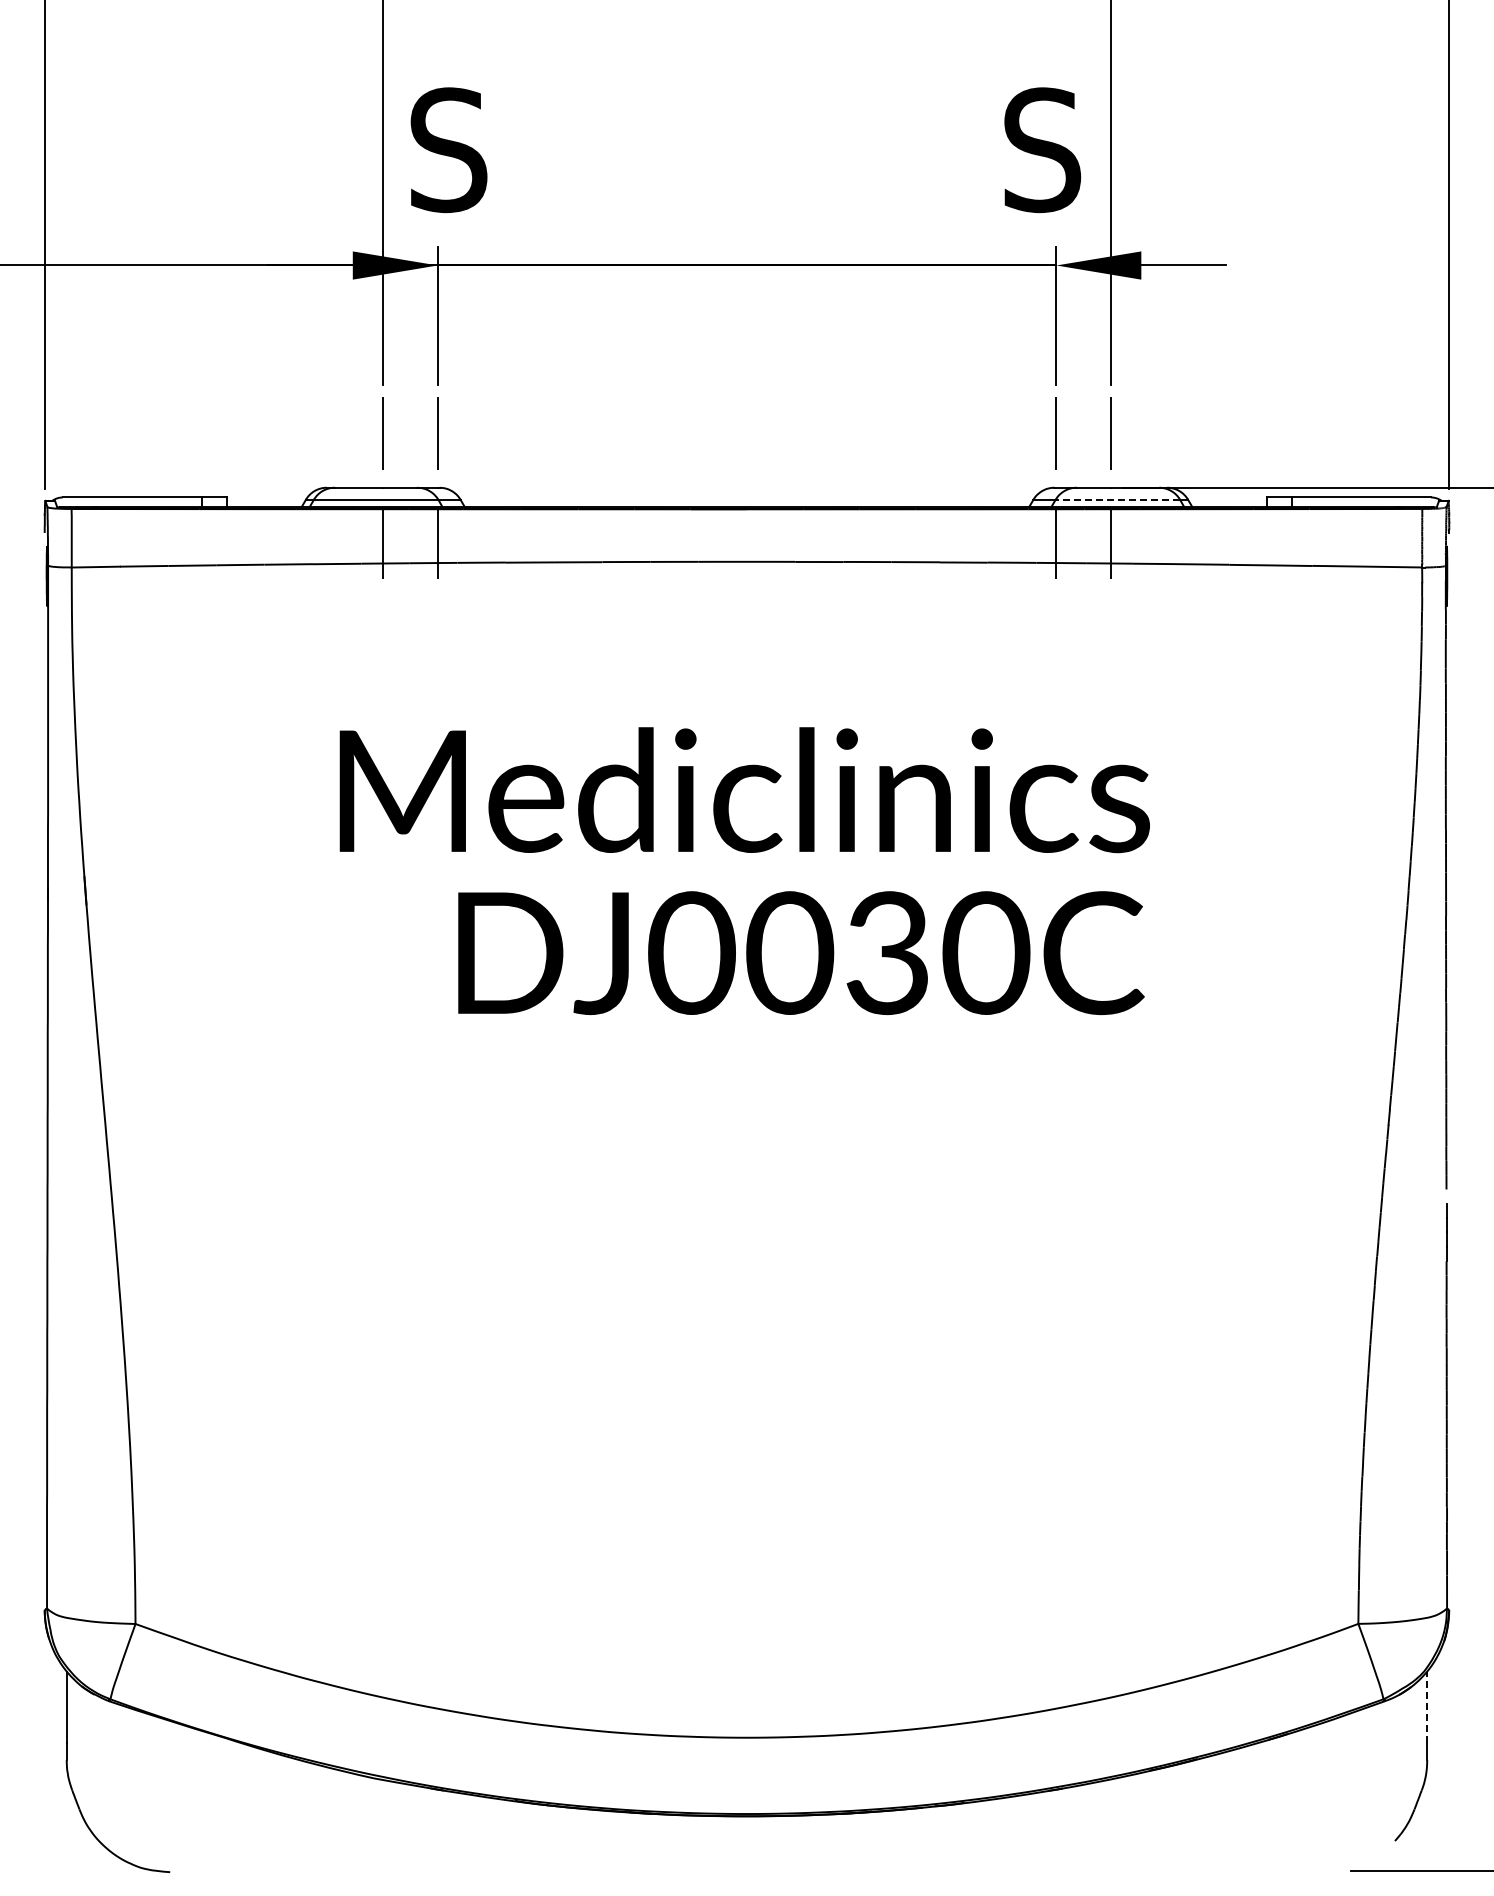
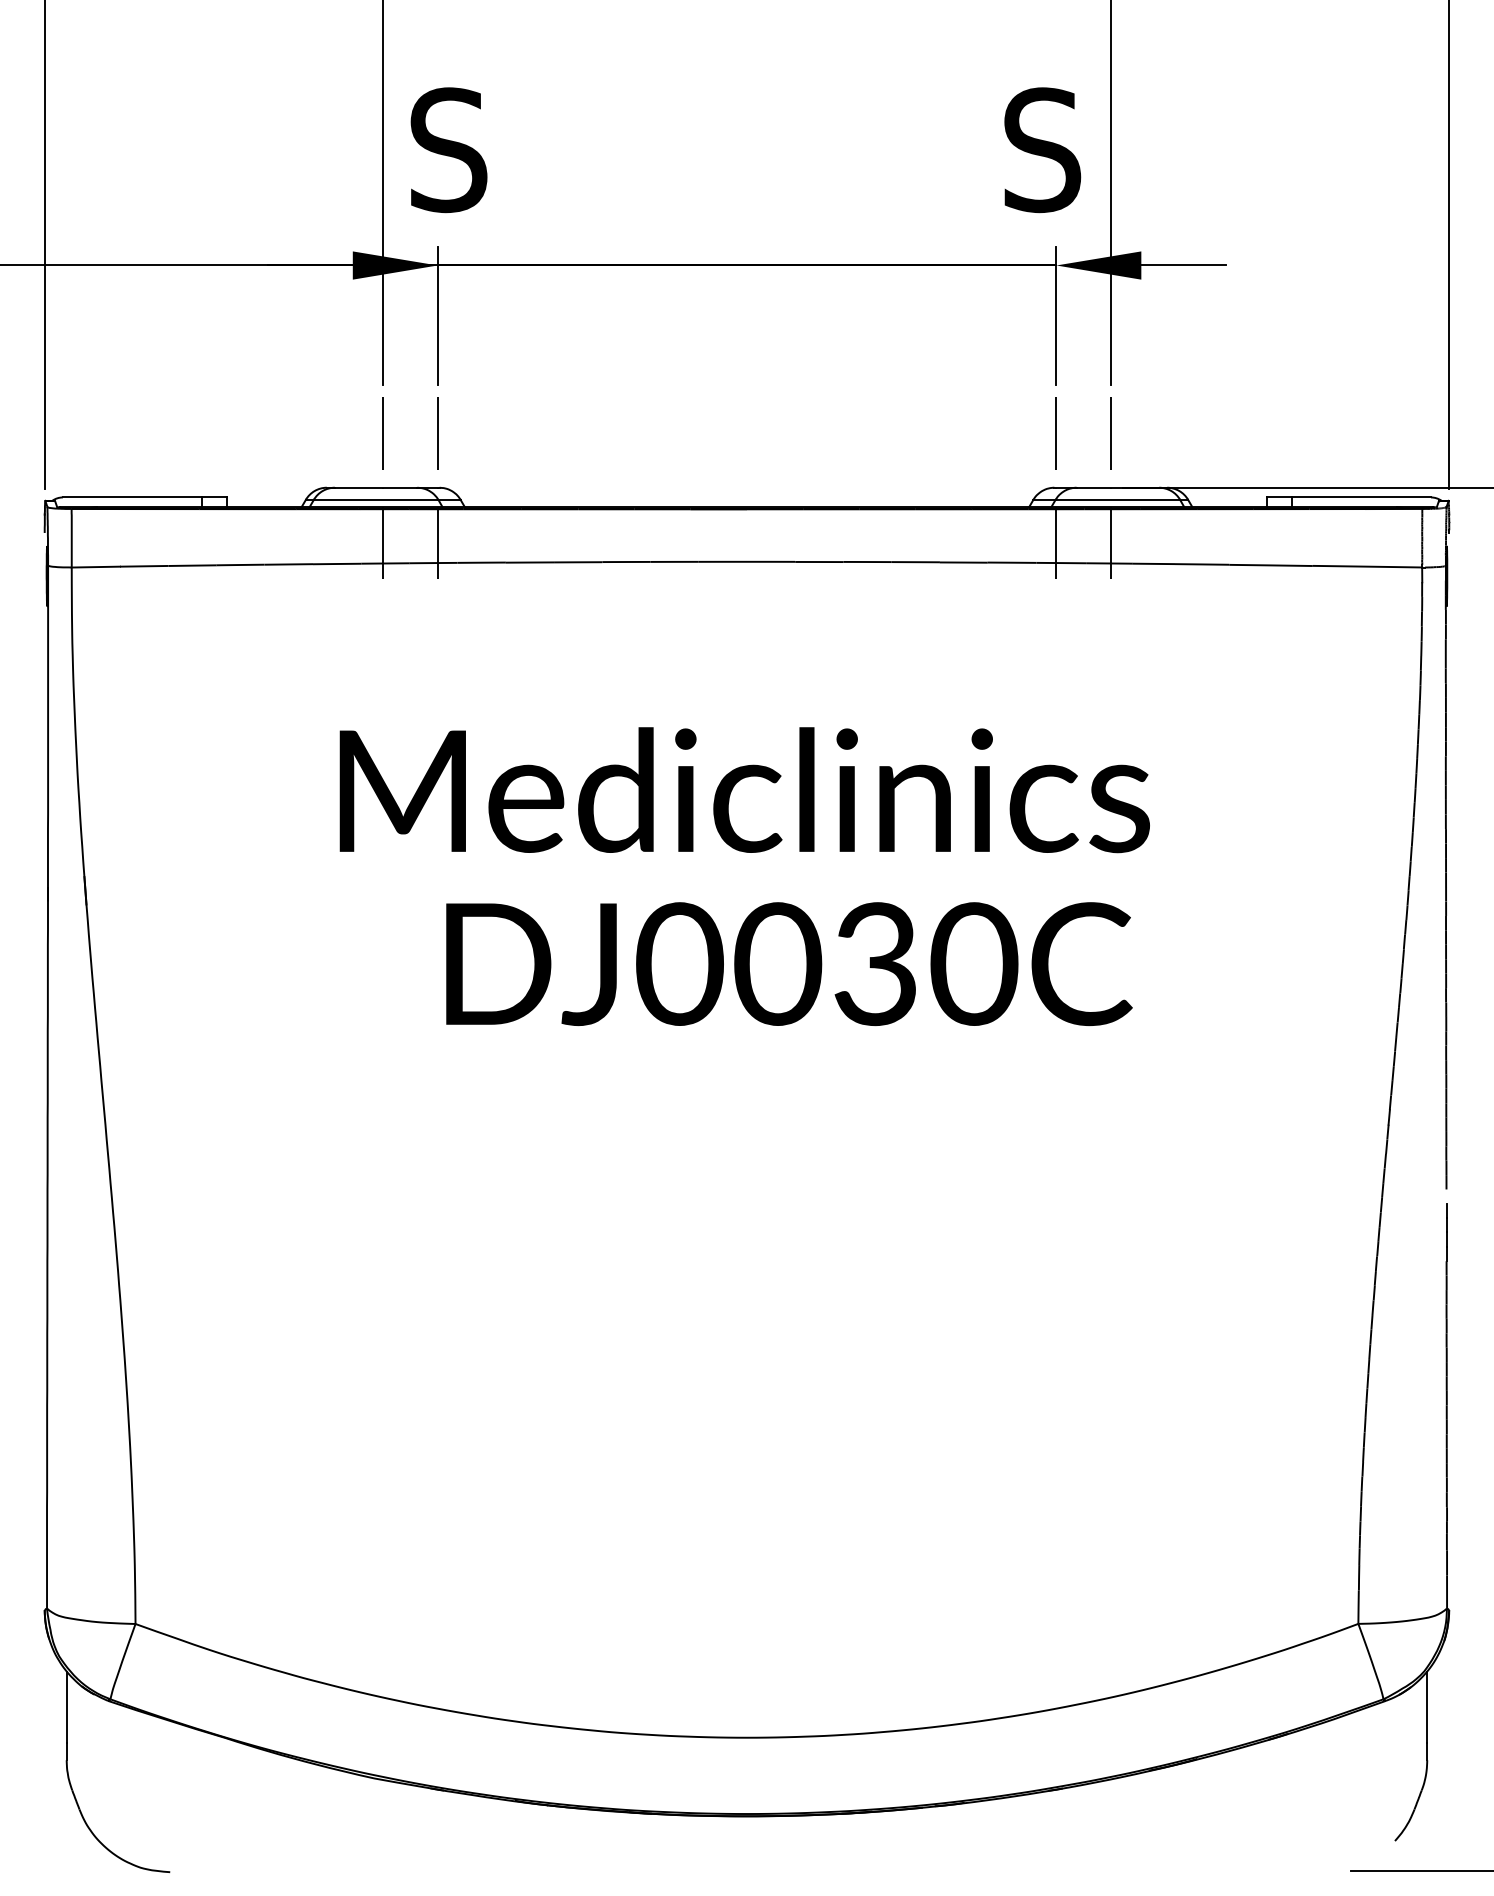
line: dashed -> solid (1117, 499)
text position: (801, 952) -> (789, 963) (789, 963)
line: dashed -> solid (1427, 1707)
